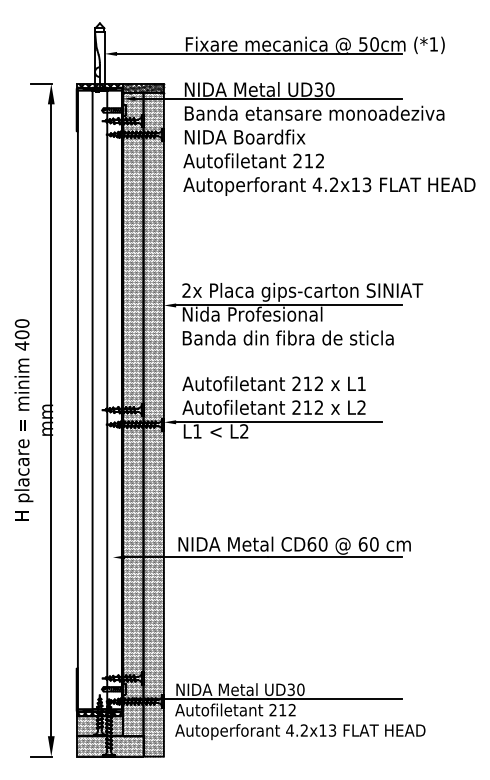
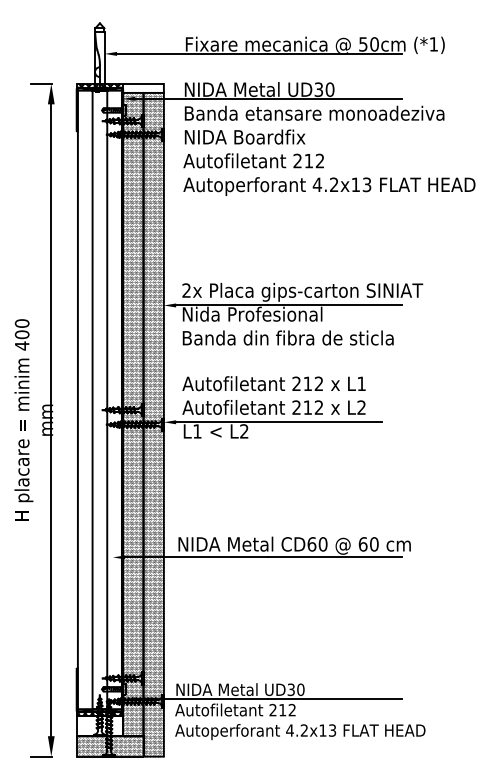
hatch: present -> none (143, 87)
hatch: present -> none (99, 725)
